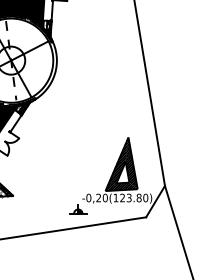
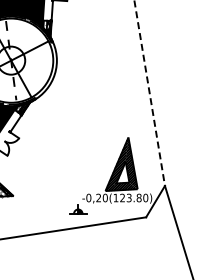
line: solid -> dashed (149, 93)
